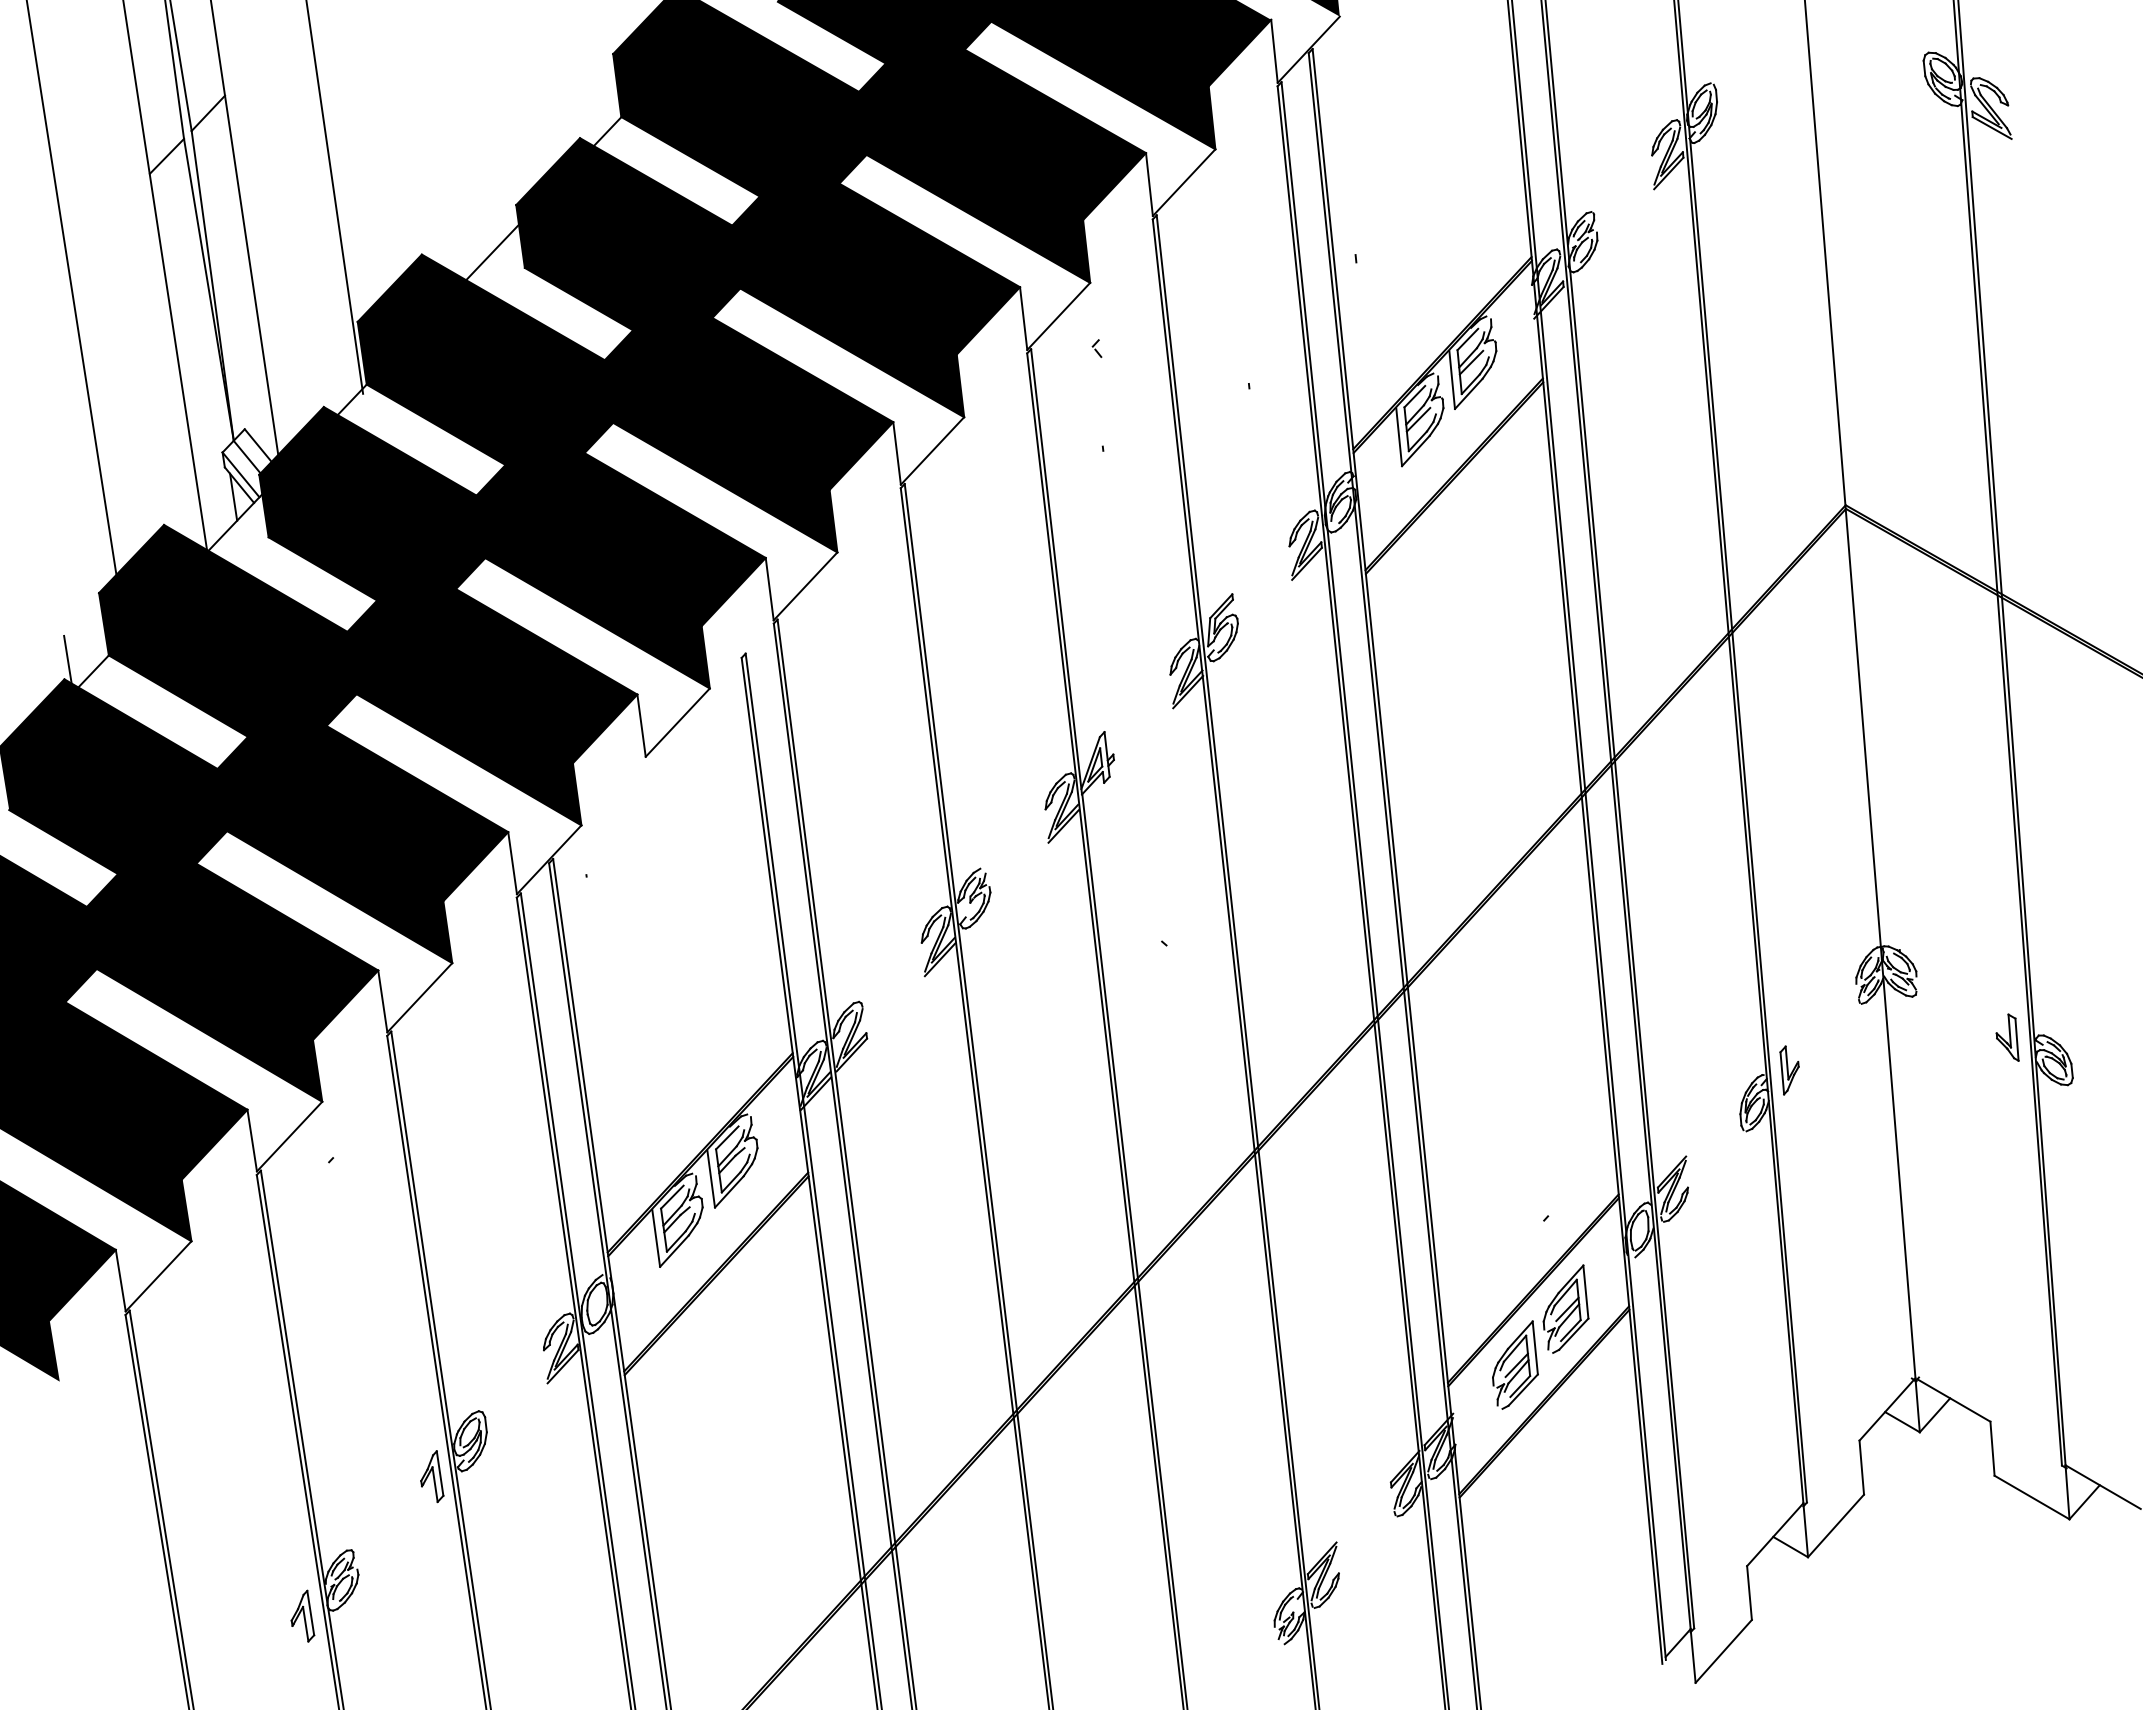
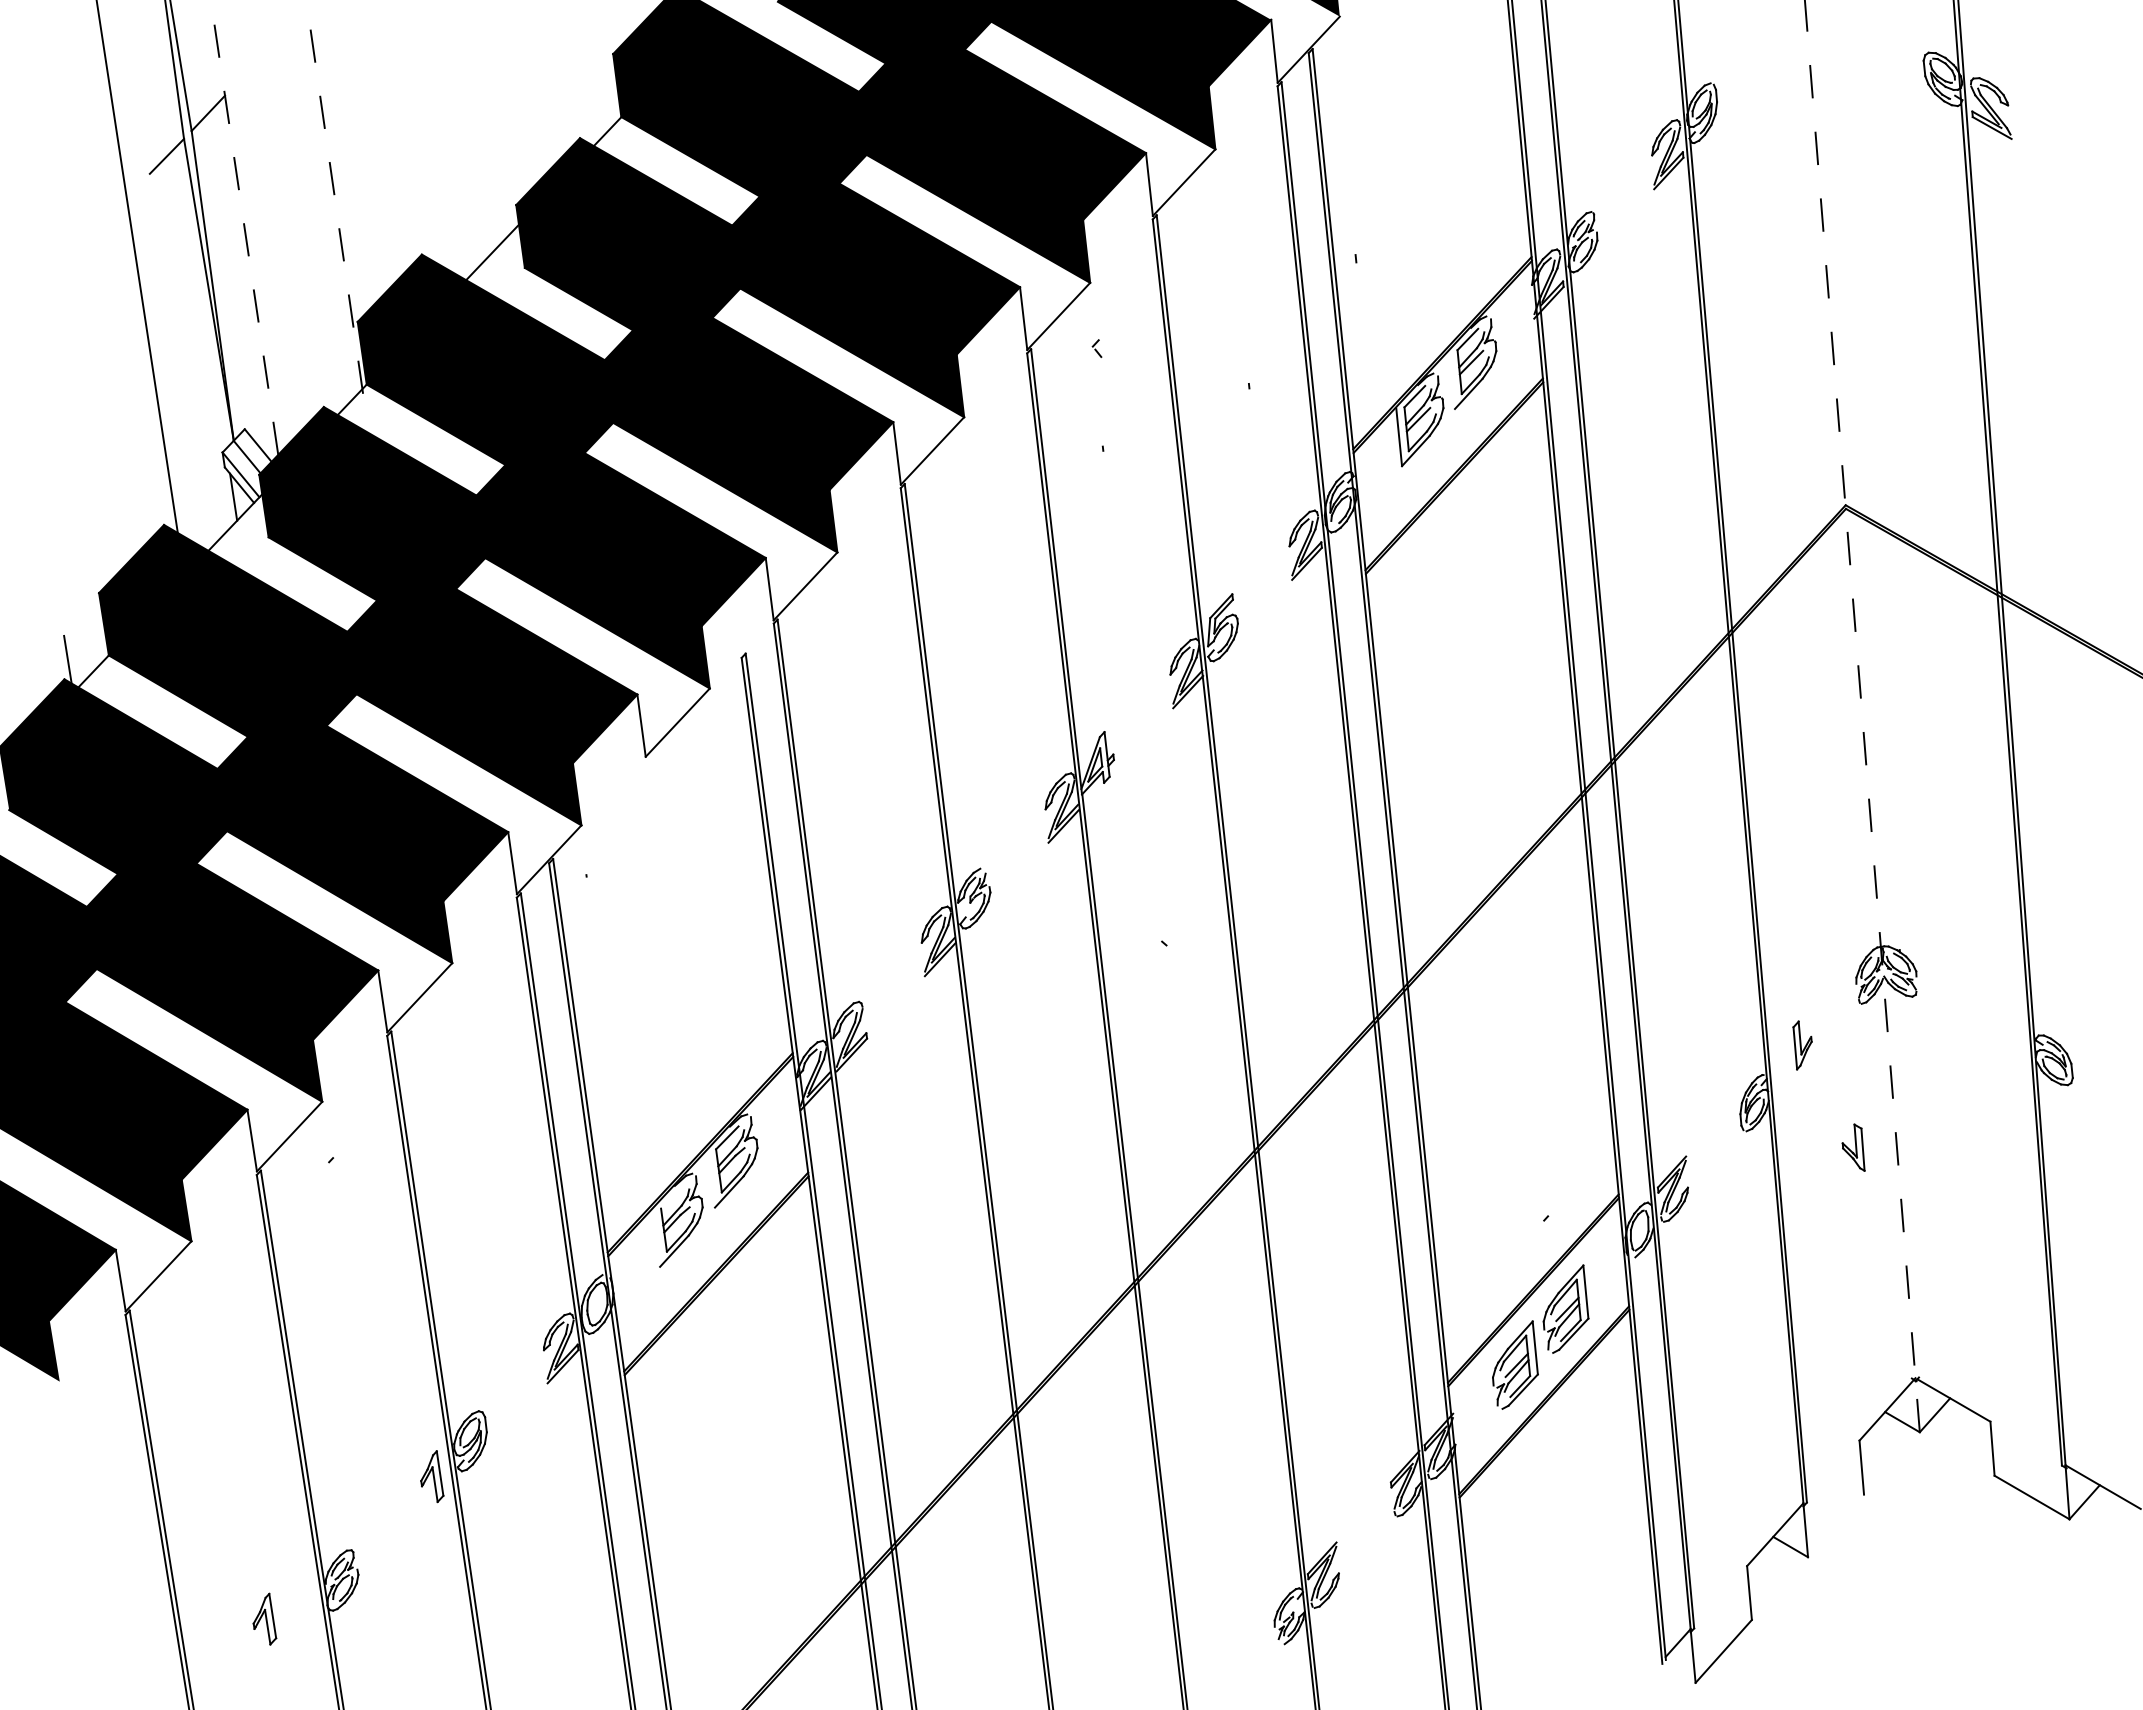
line: solid -> dashed (334, 196)
line: solid -> dashed (244, 227)
line position: (165, 276) -> (138, 278) (138, 278)
line: present -> none (71, 288)
line: present -> none (1451, 380)
line: solid -> dashed (1862, 715)
part position: (2007, 1037) -> (1853, 1147) (1853, 1147)
part position: (1789, 1070) -> (1802, 1045) (1802, 1045)
line: present -> none (711, 1178)
line: present -> none (672, 1196)
line: present -> none (656, 1238)
line: present -> none (1836, 1525)
part position: (302, 1615) -> (264, 1618) (264, 1618)
